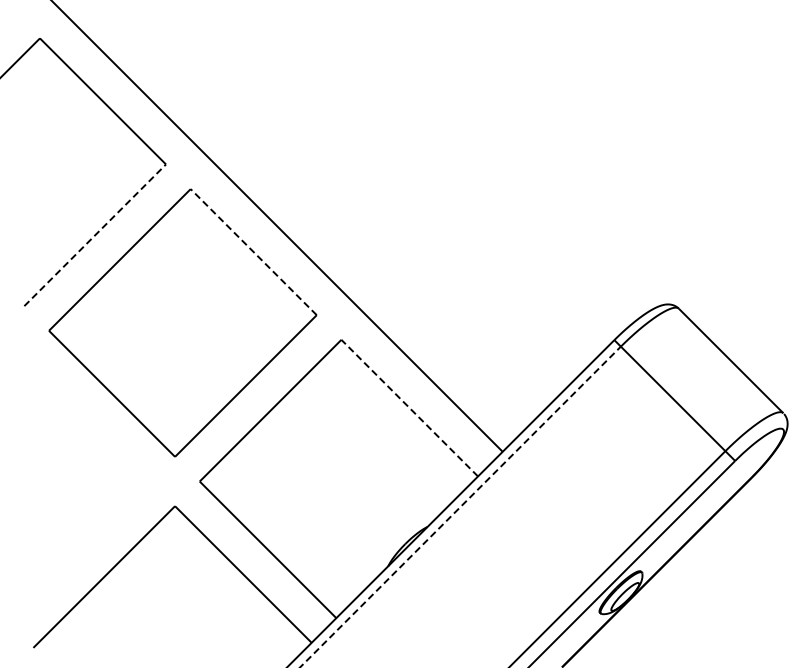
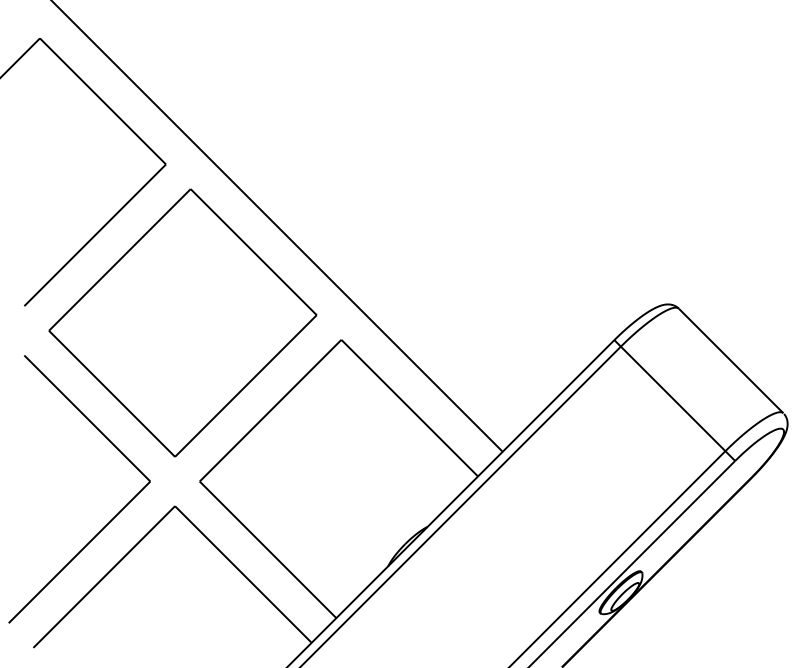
line: dashed -> solid (95, 234)
line: dashed -> solid (253, 251)
line: dashed -> solid (409, 408)
line: dashed -> solid (460, 507)
part: none -> present (110, 520)
